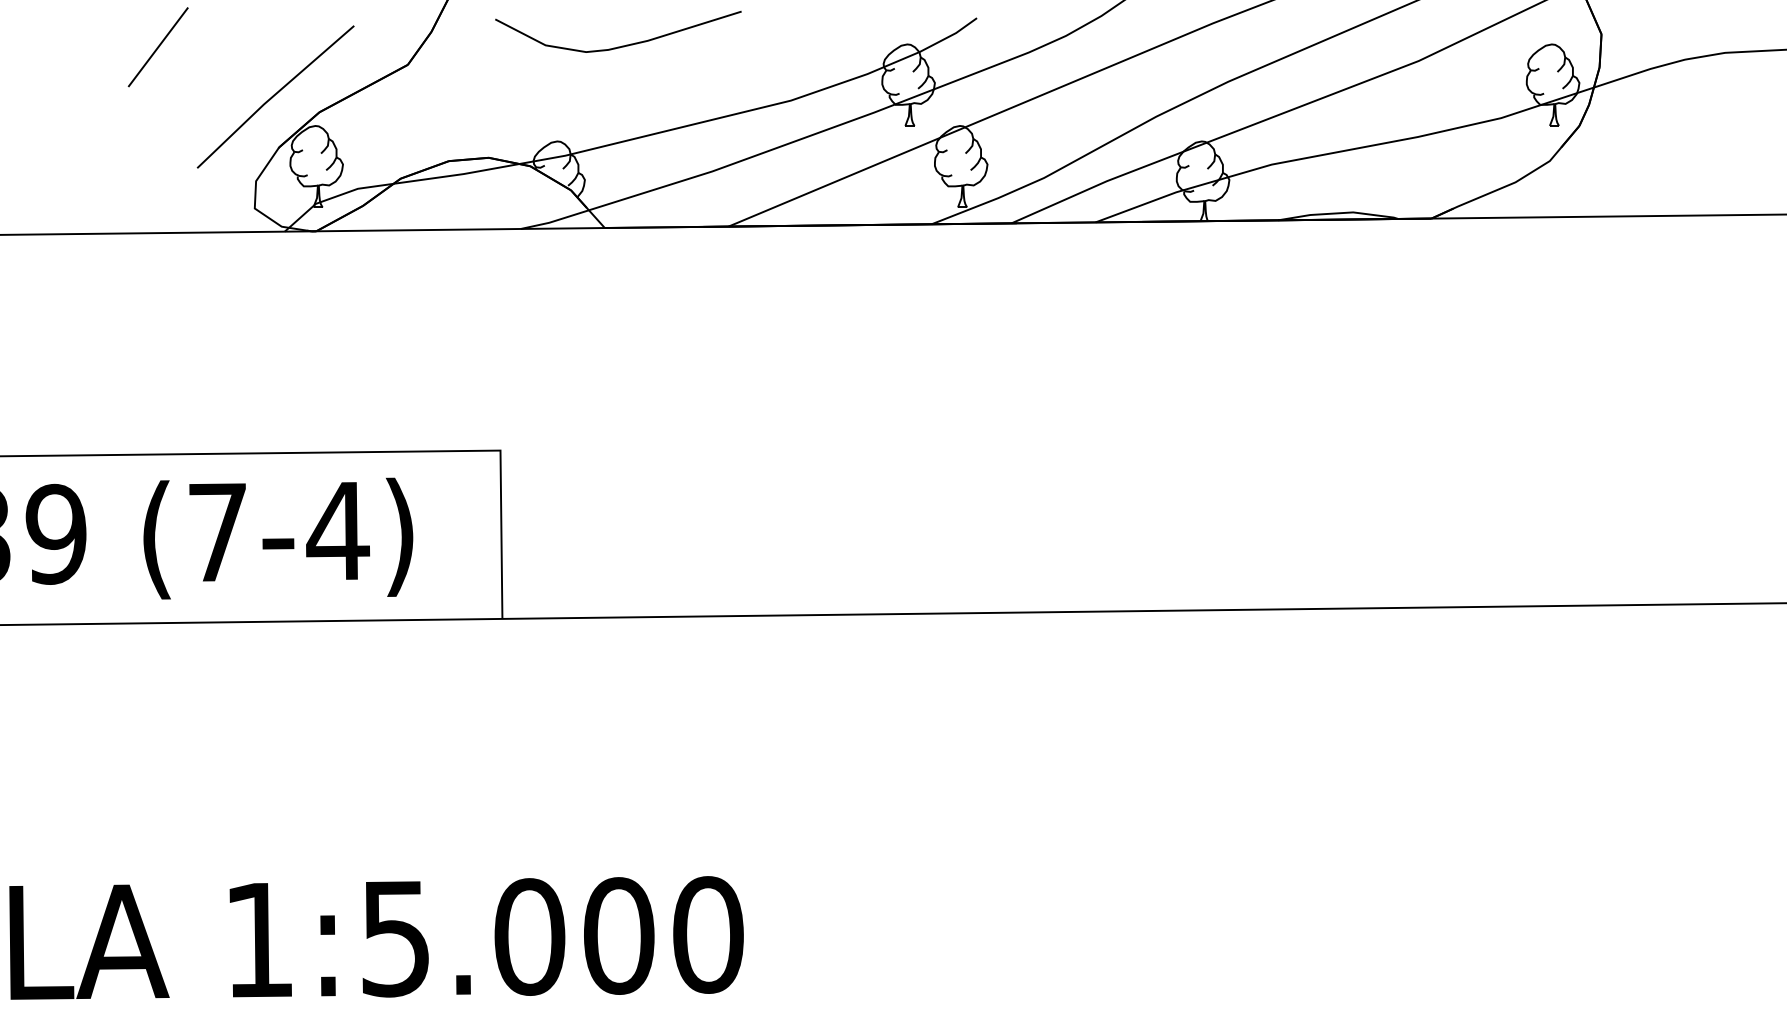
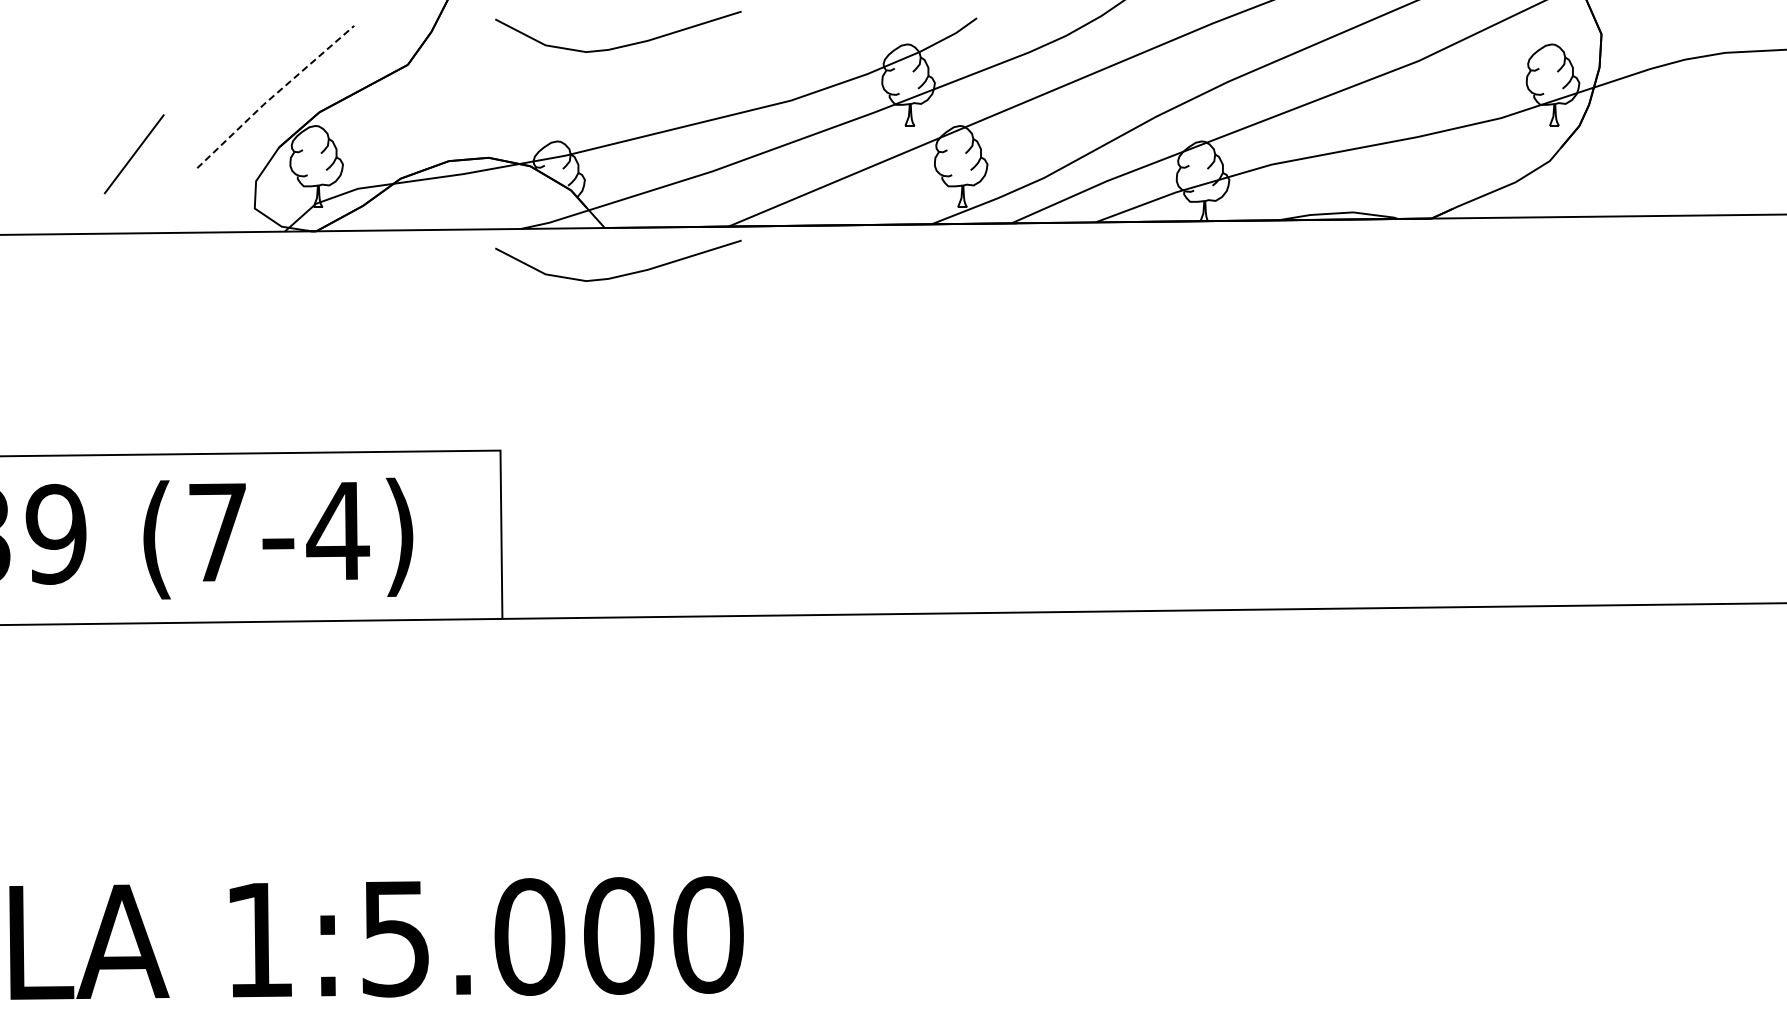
line position: (157, 47) -> (133, 154) (133, 154)
line: solid -> dashed (273, 96)
curve: none -> present (622, 274)
